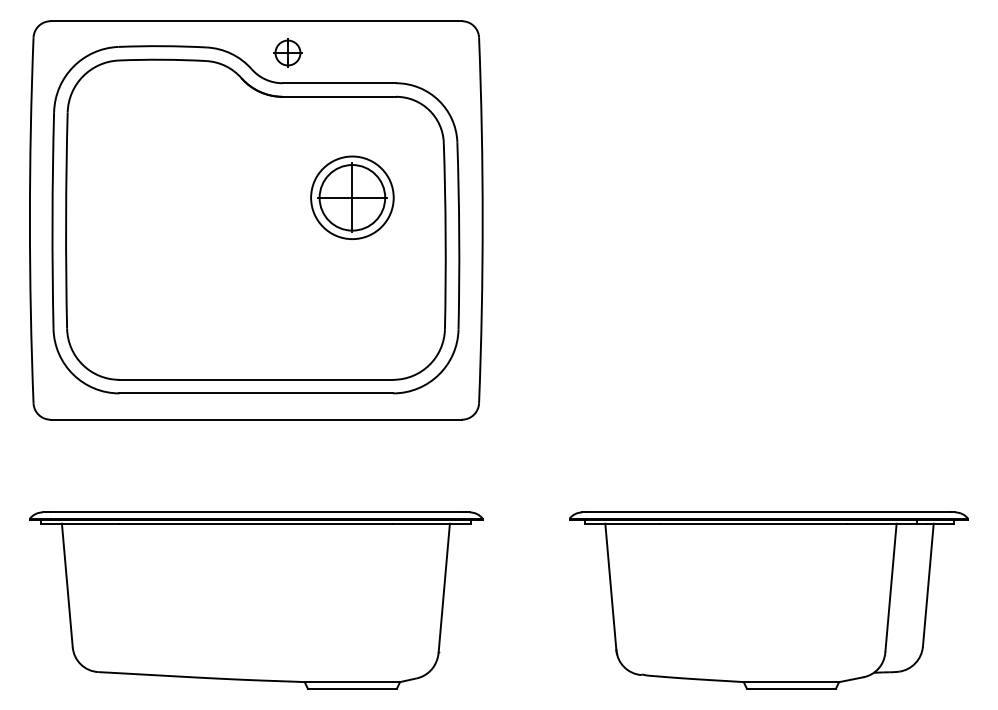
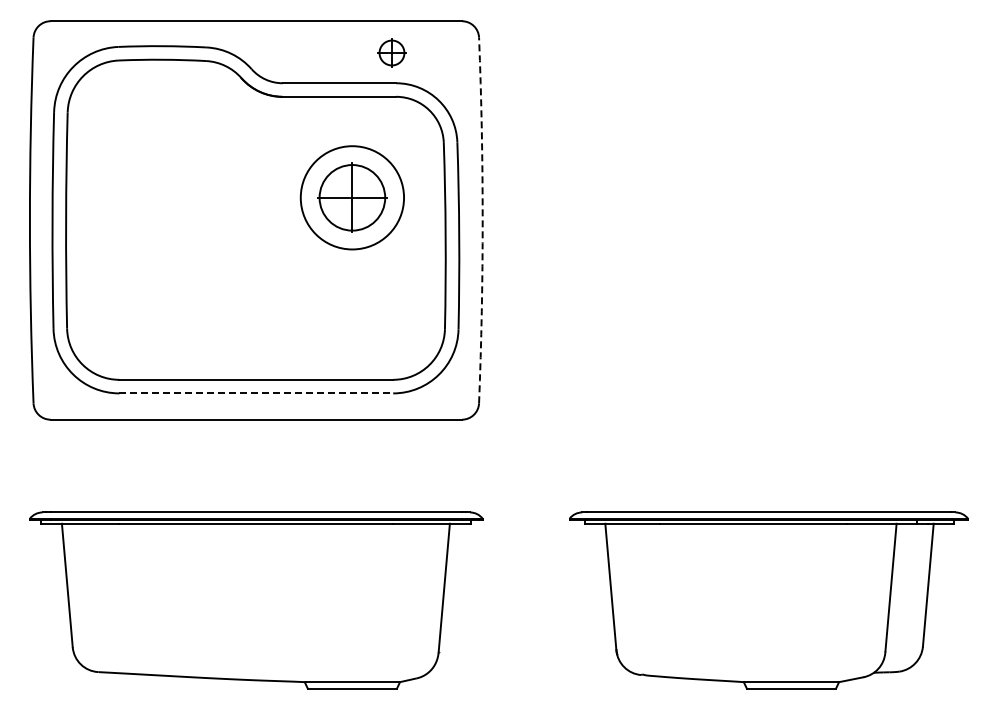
part position: (287, 52) -> (391, 52) (391, 52)
circle diameter: 83 px -> 103 px (352, 197)
arc: solid -> dashed (482, 220)
line: solid -> dashed (256, 393)
